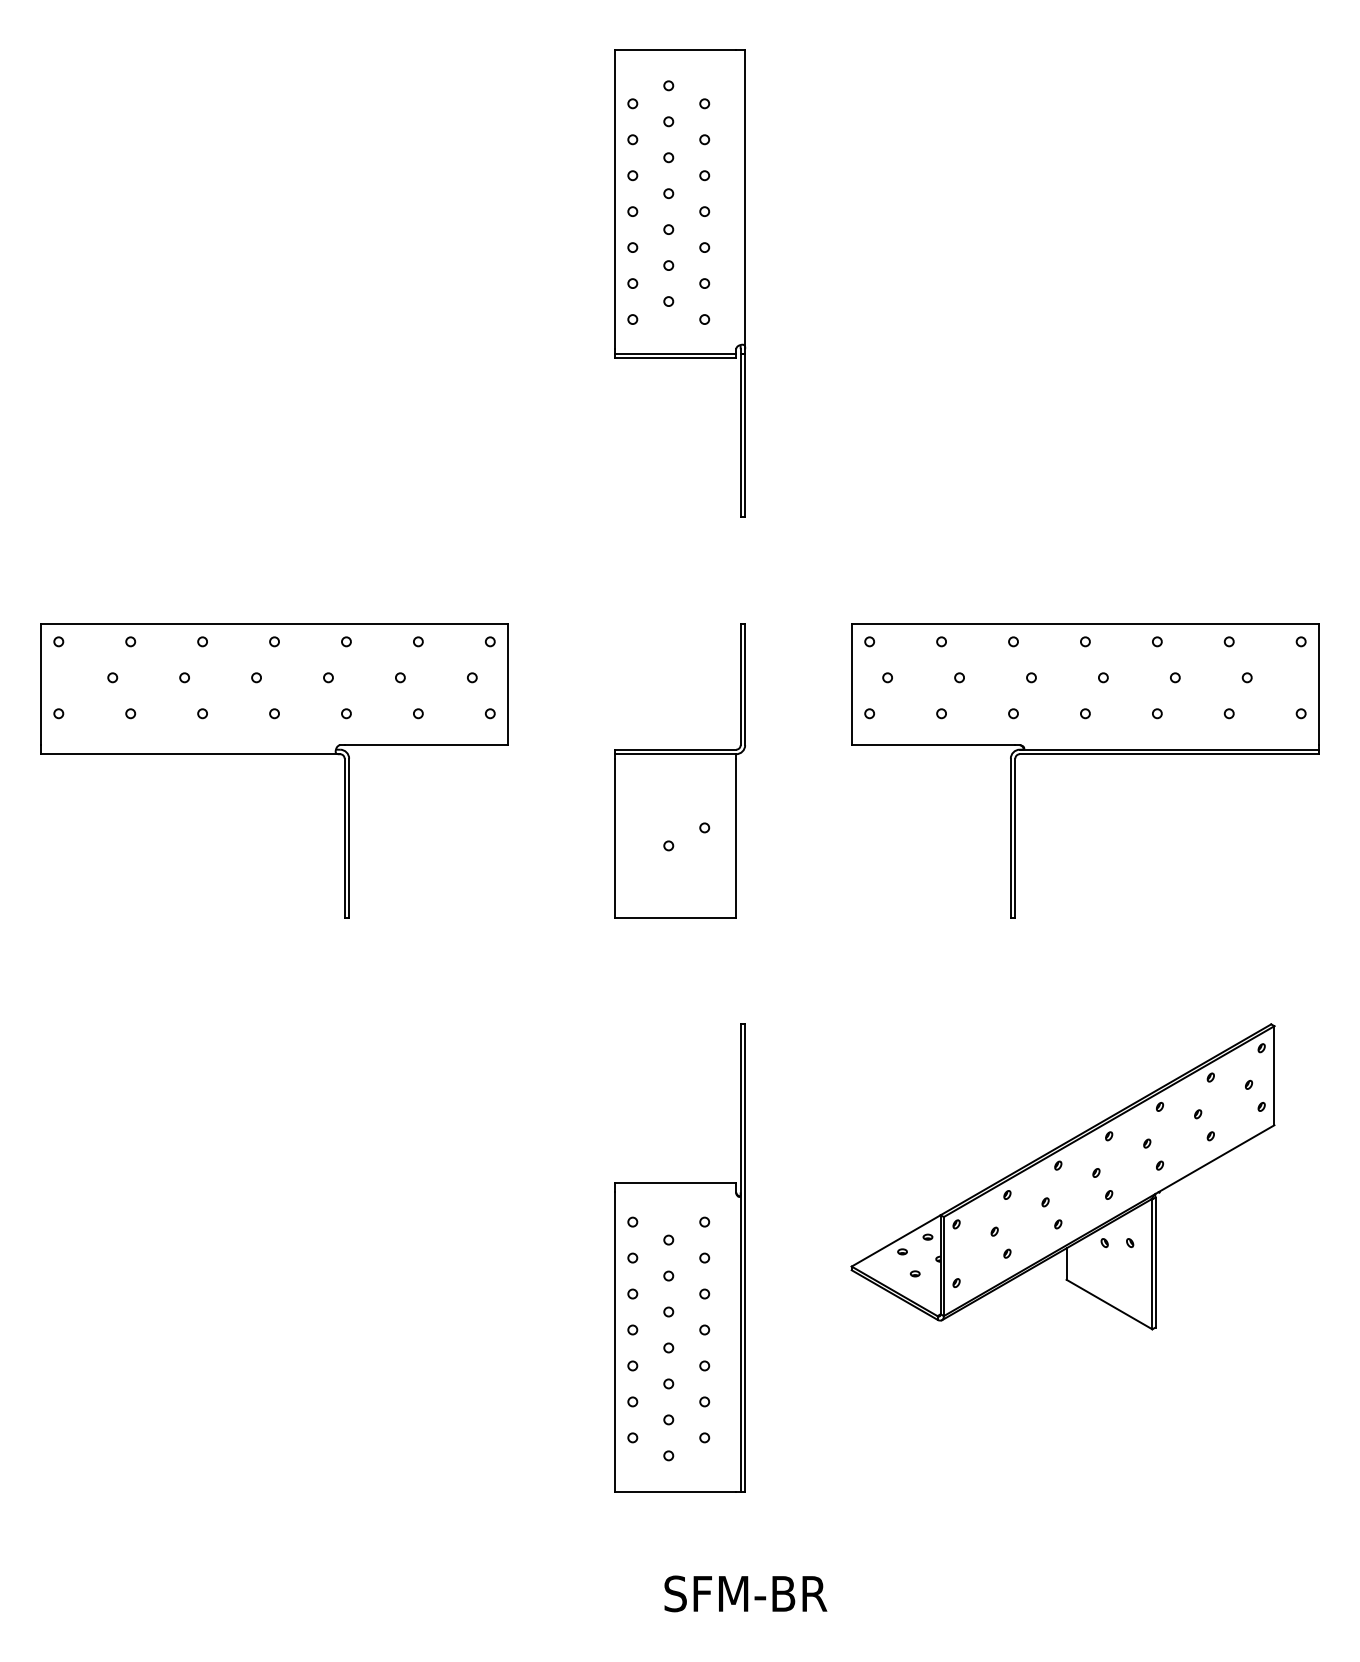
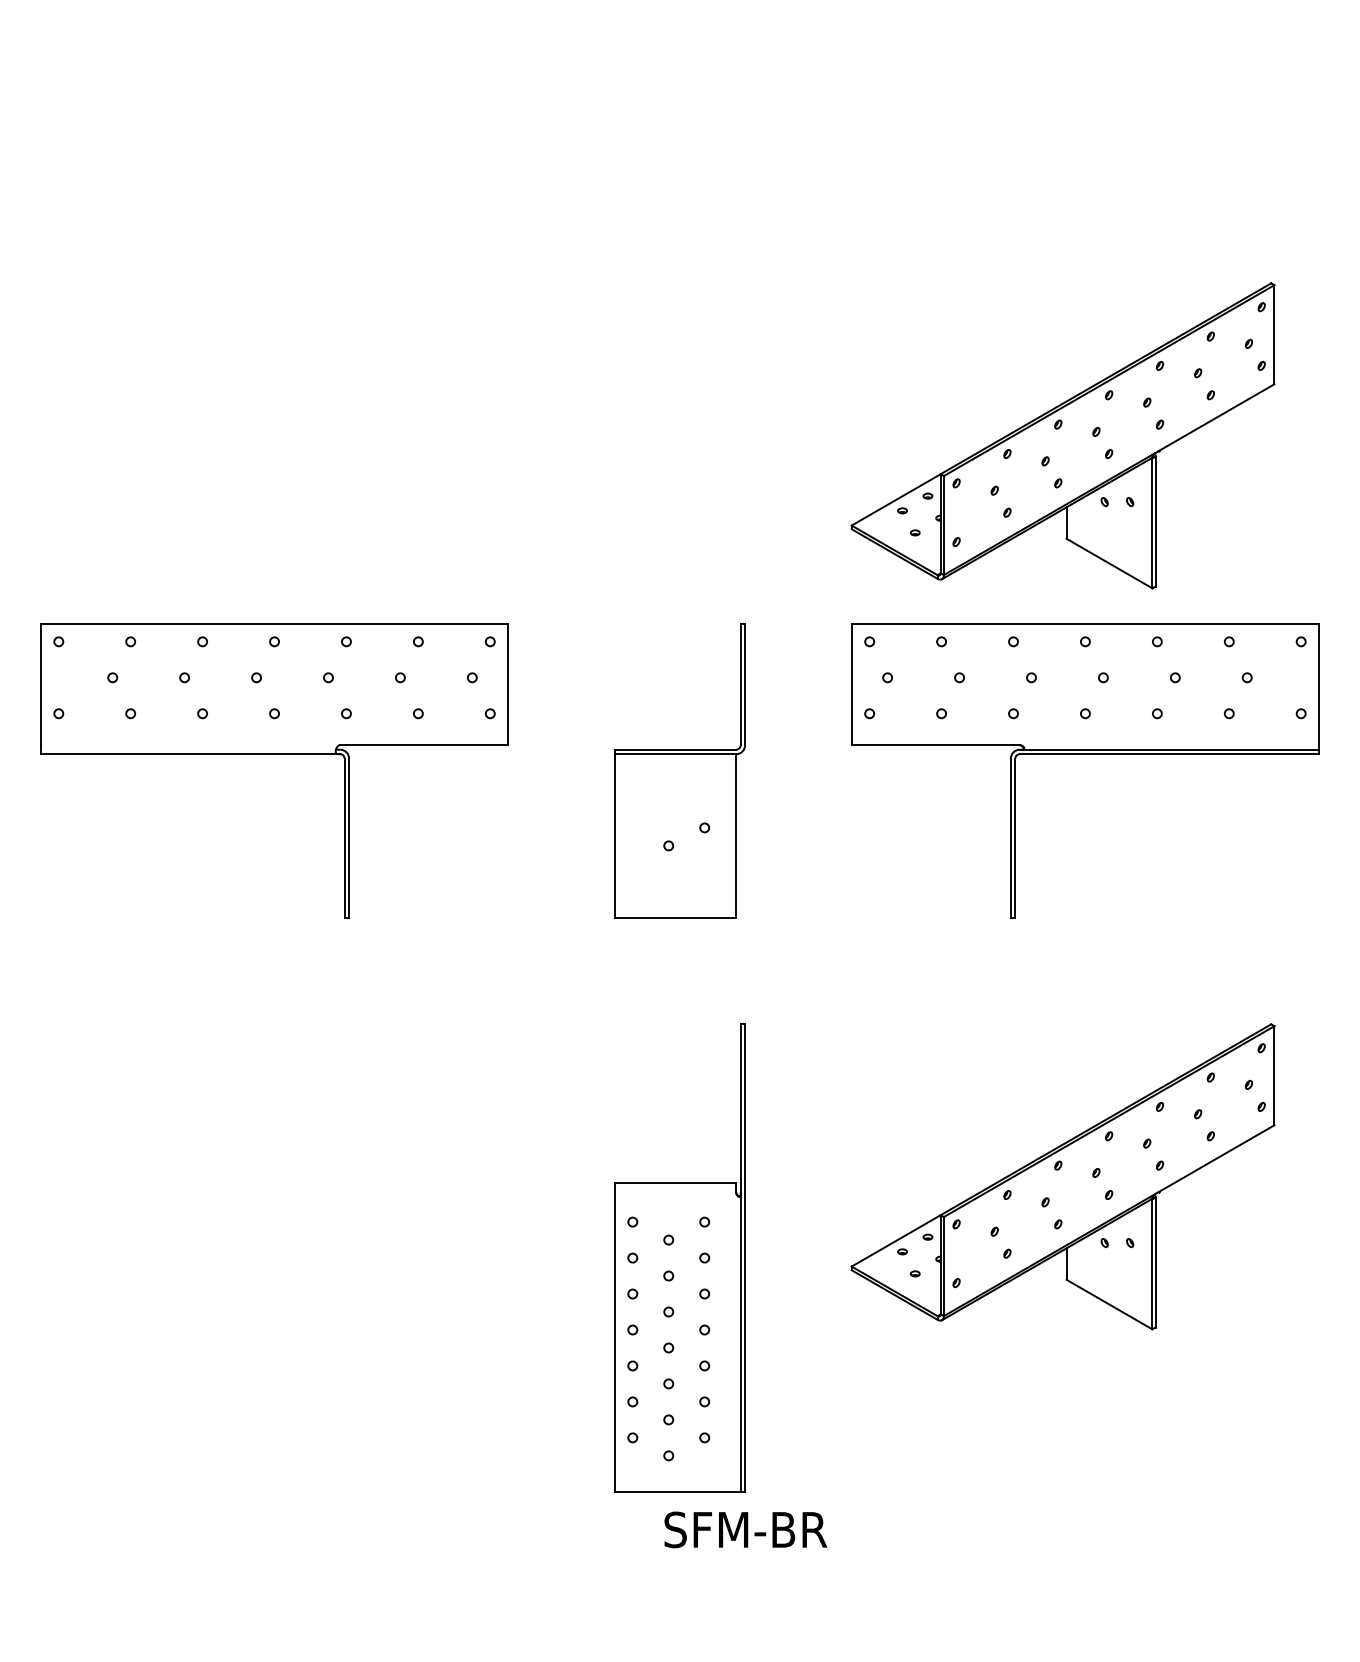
part: present -> none (680, 283)
part: none -> present (1062, 435)
text position: (745, 1593) -> (745, 1529) (745, 1529)
